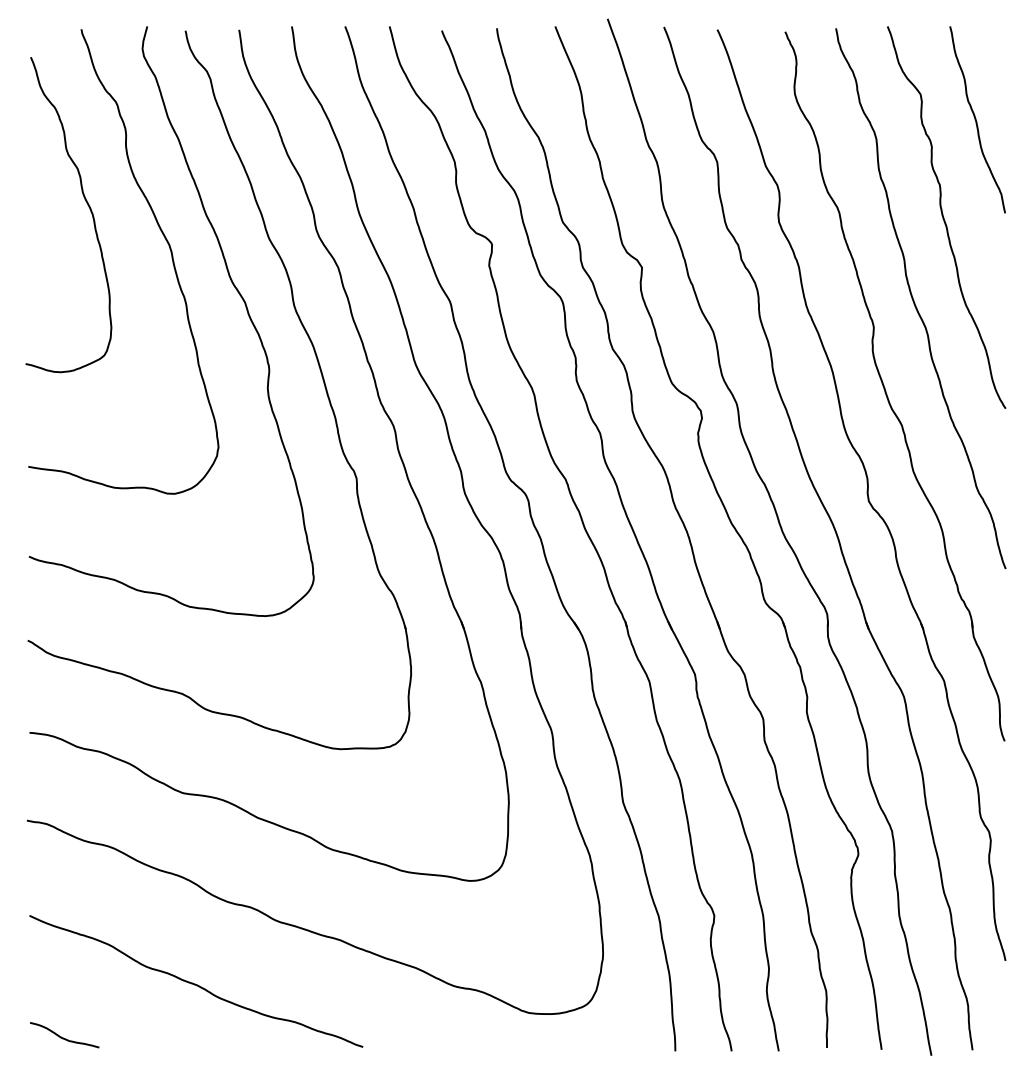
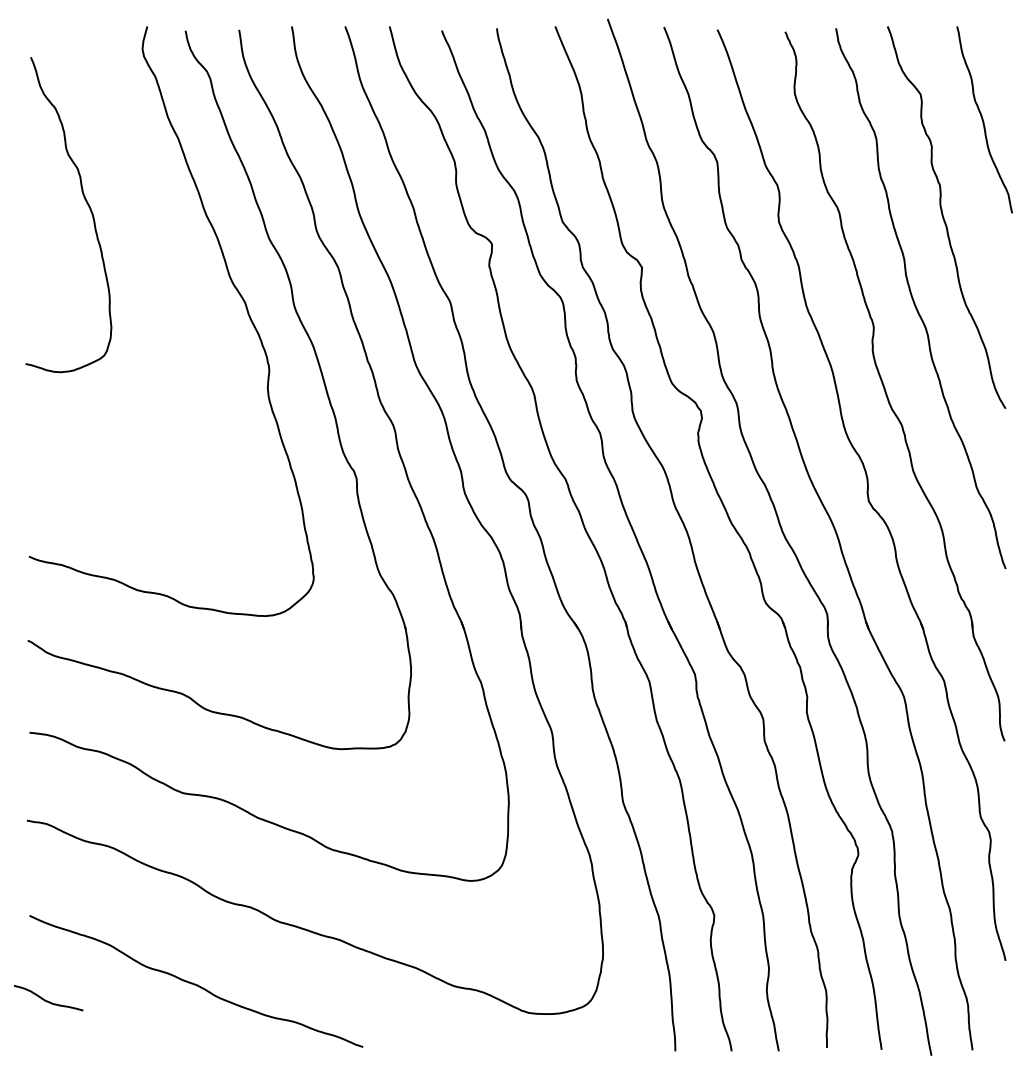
curve position: (976, 119) -> (983, 119) (983, 119)
curve: present -> none (165, 240)
curve position: (63, 1037) -> (47, 1000) (47, 1000)
